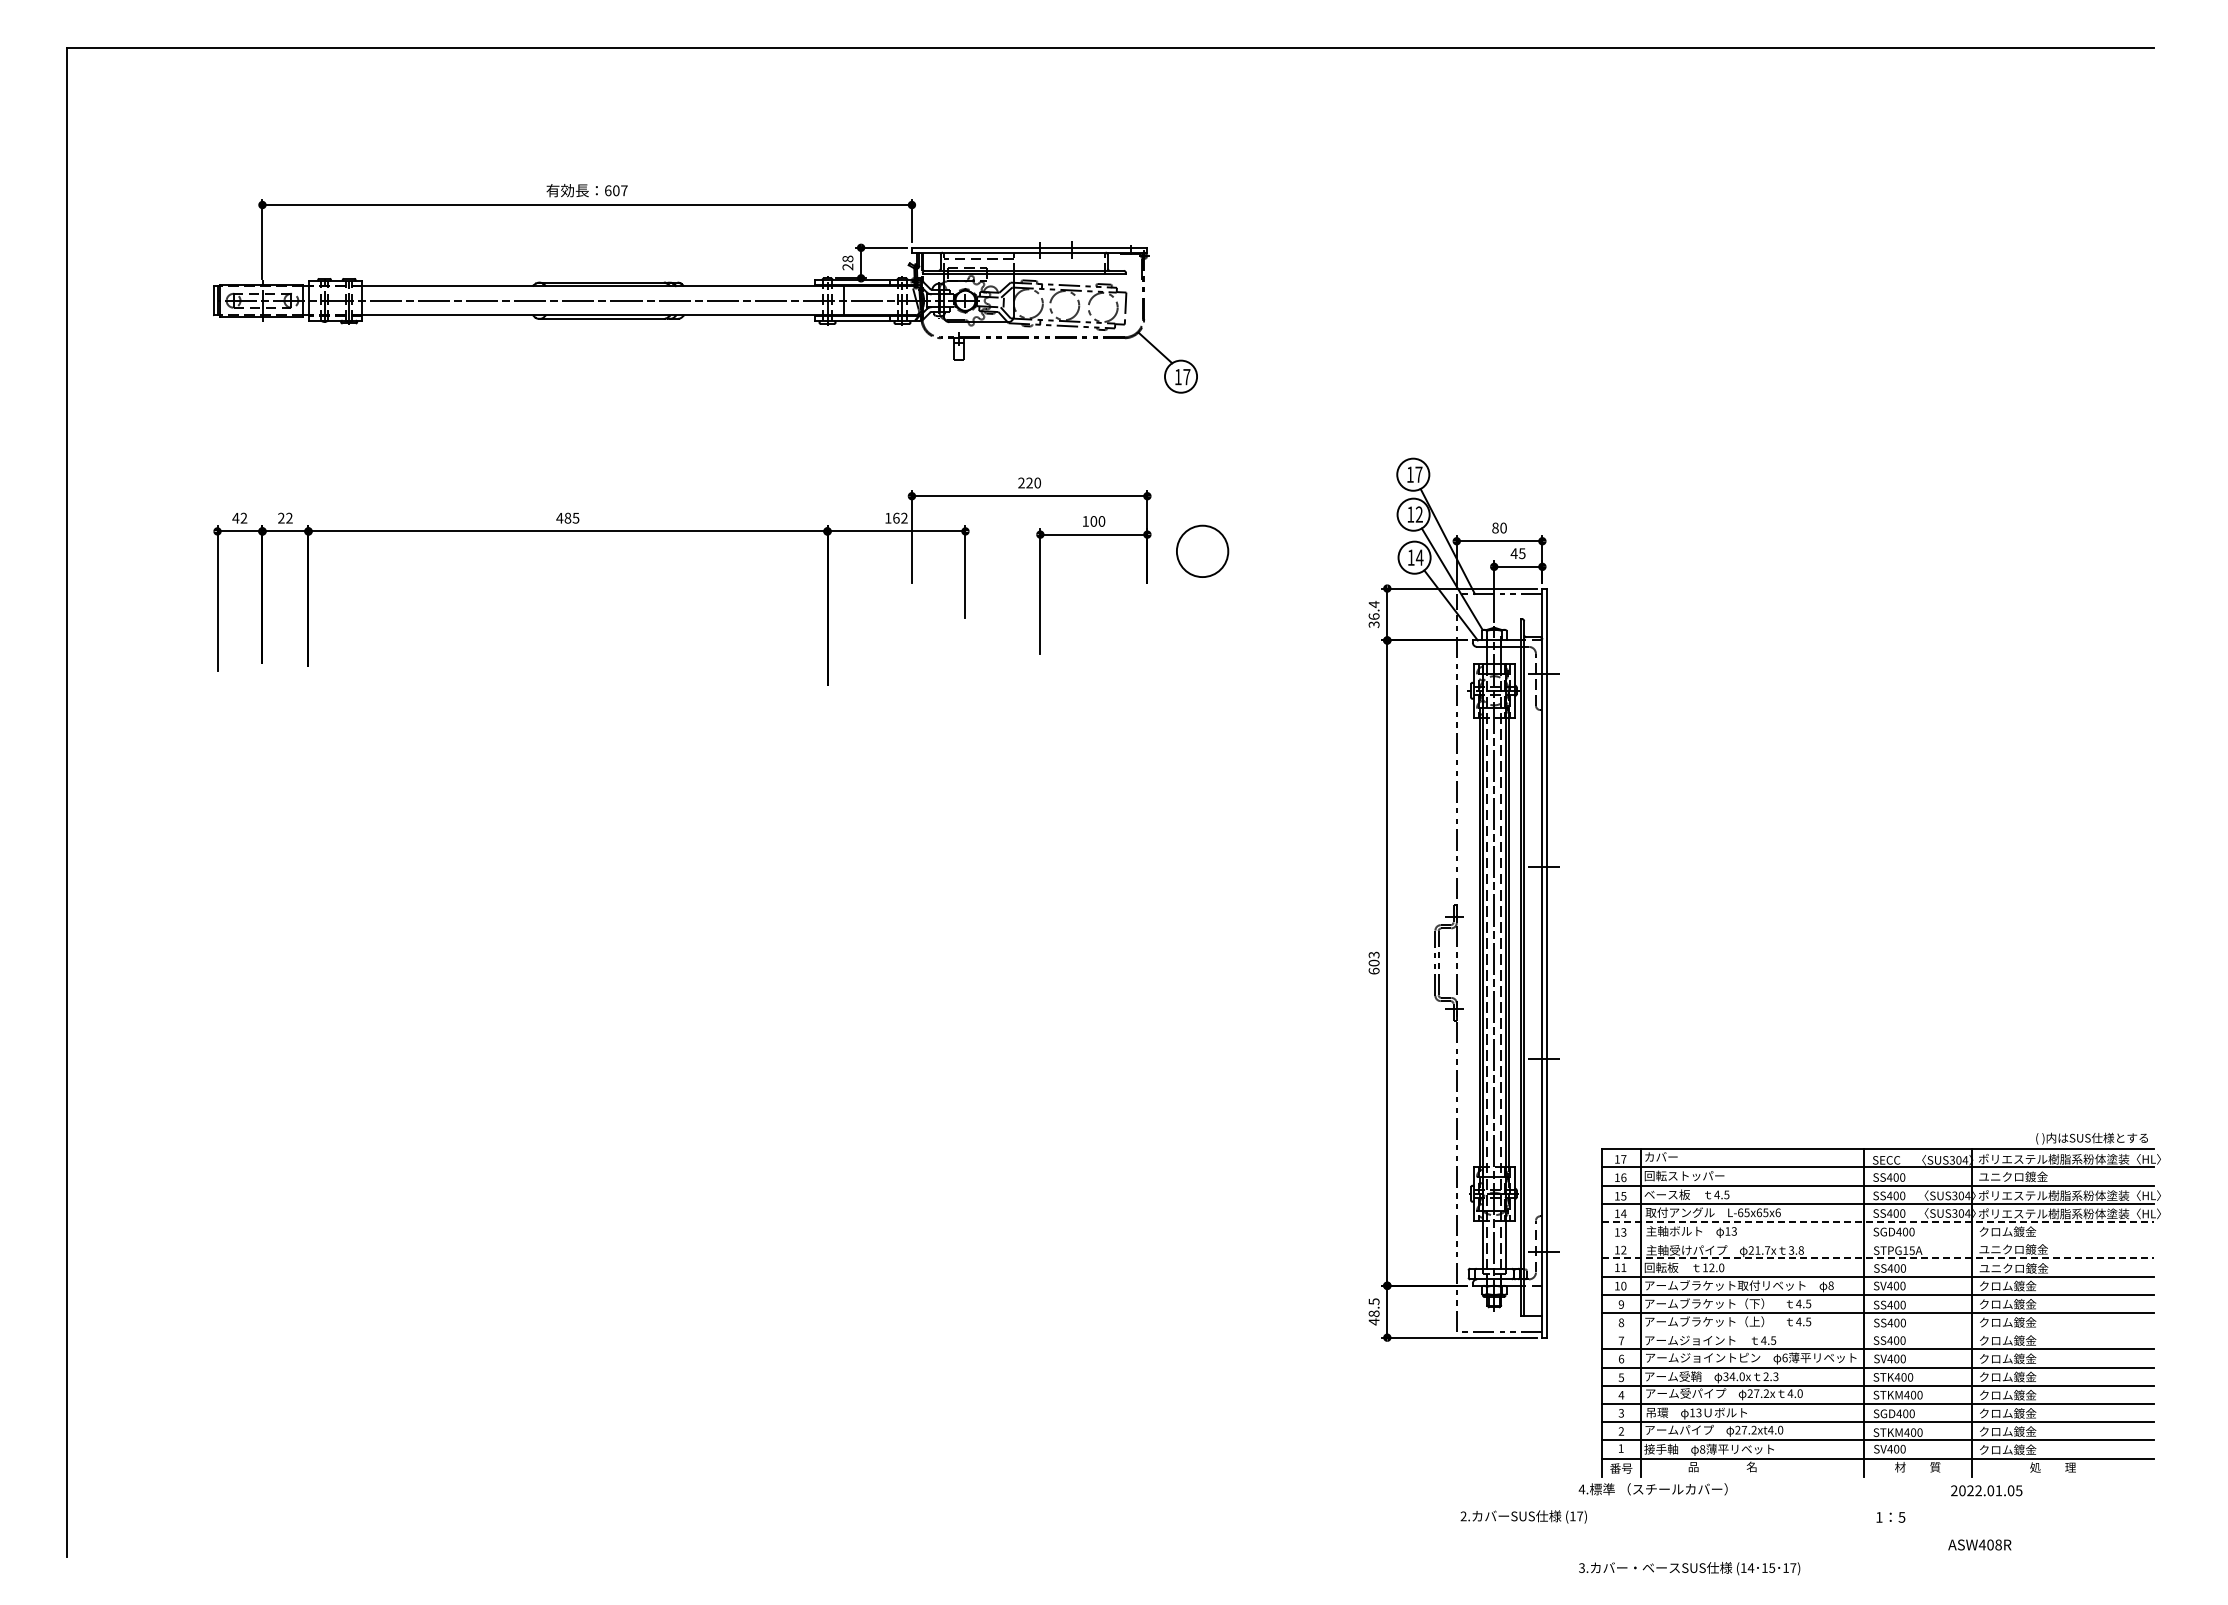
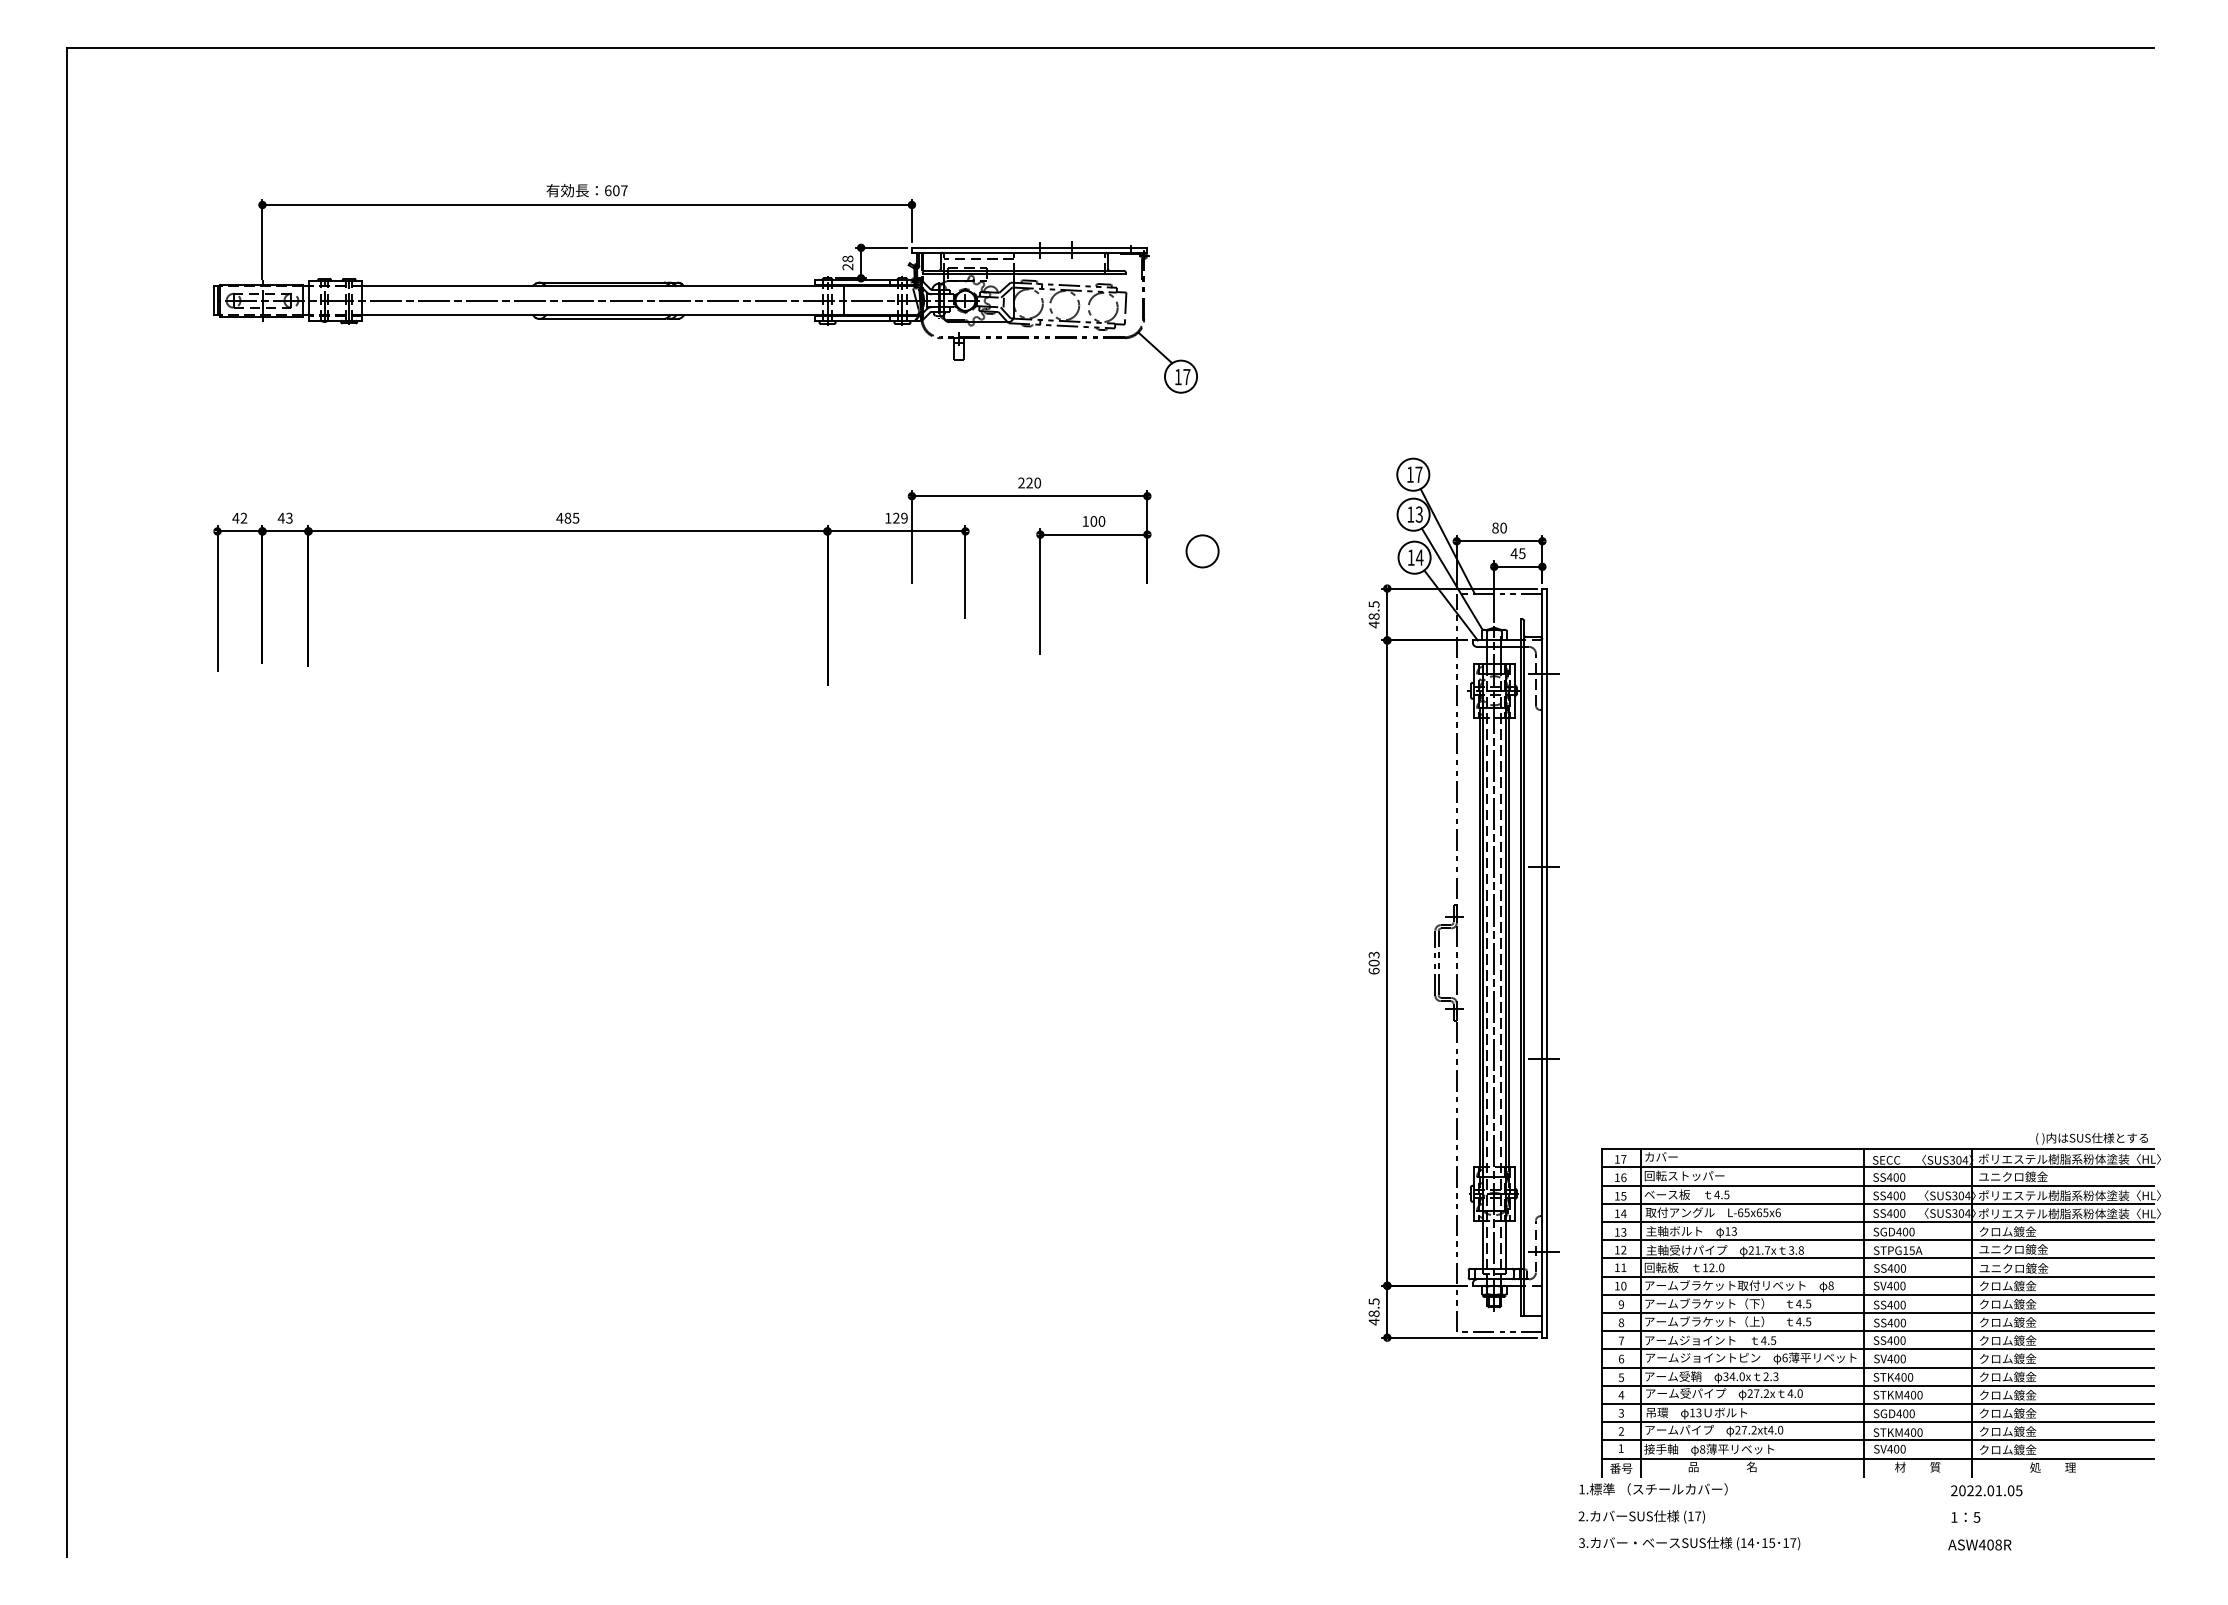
text: 12 -> 13 (1418, 514)
text: 22 -> 43 (284, 517)
text: 162 -> 129 (900, 517)
circle diameter: 51 px -> 32 px (1202, 551)
text: 36.4 -> 48.5 (1373, 614)
line: dashed -> solid (1878, 1222)
line: none -> present (1877, 1240)
line: dashed -> solid (1878, 1258)
line: none -> present (1877, 1331)
text: 4. -> 1. (1581, 1489)
text position: (1523, 1516) -> (1641, 1516) (1641, 1516)
text position: (1890, 1517) -> (1965, 1517) (1965, 1517)
text position: (1689, 1568) -> (1689, 1543) (1689, 1543)
